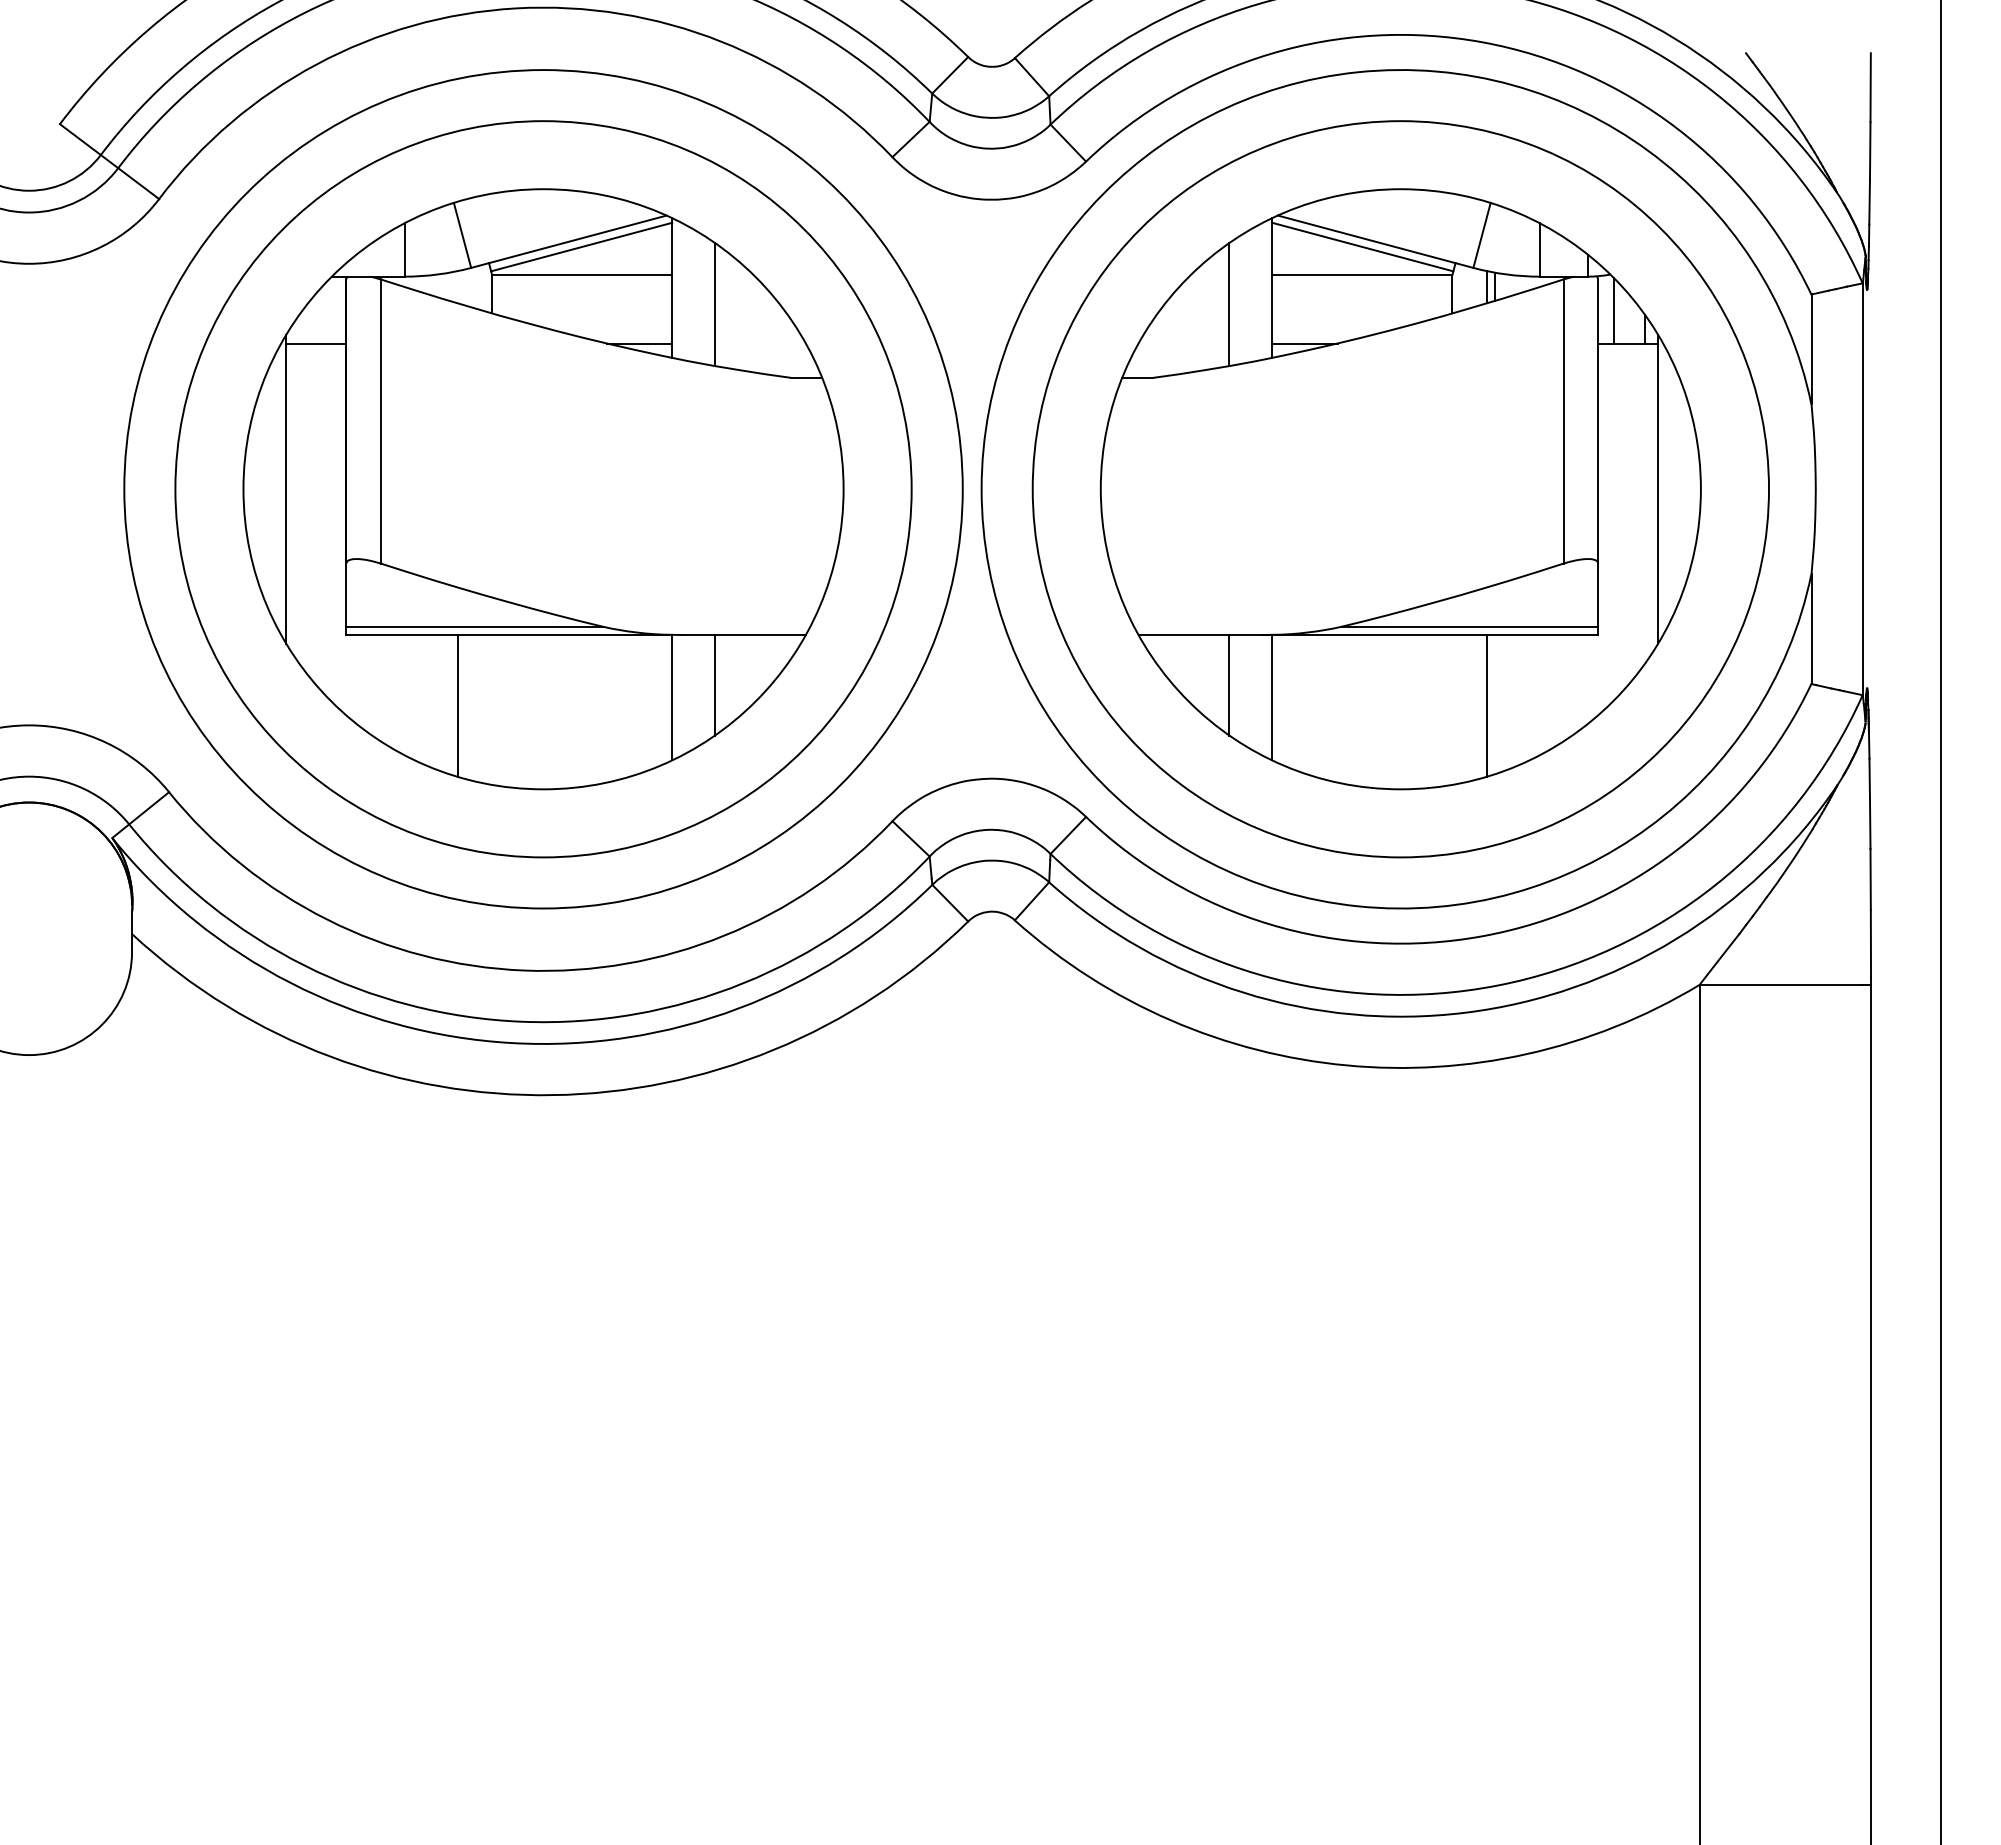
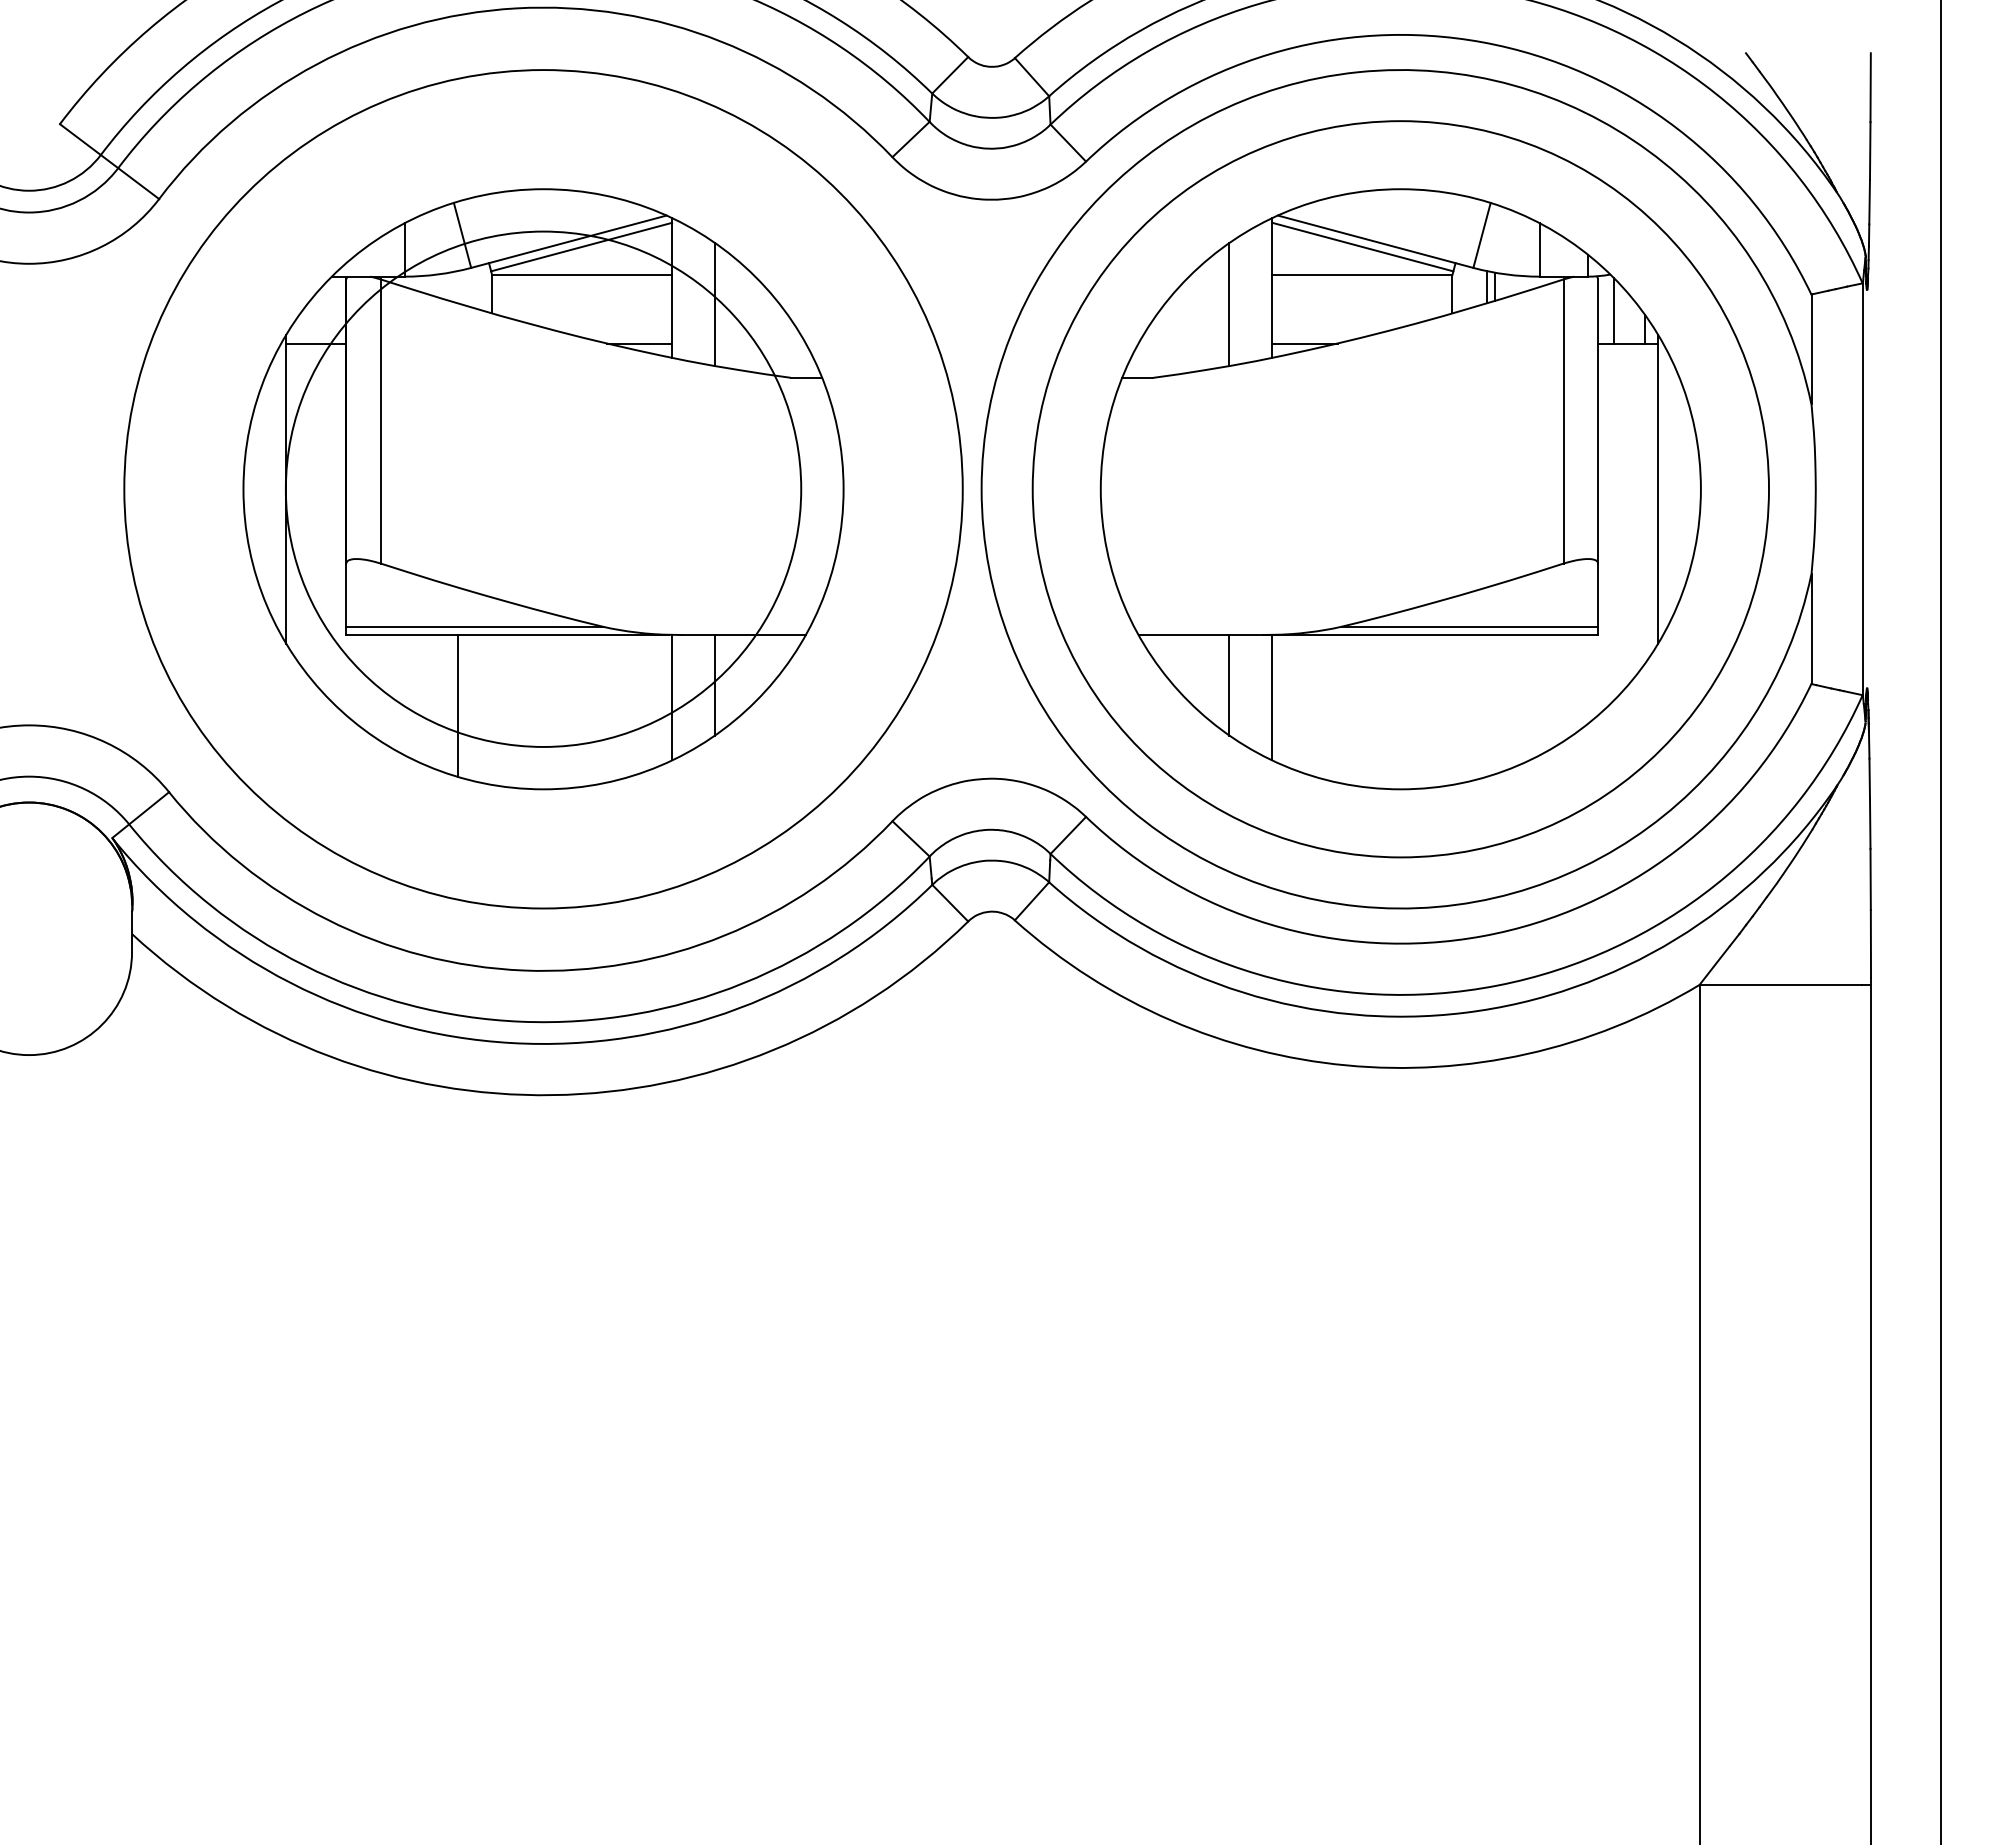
circle diameter: 736 px -> 515 px (543, 488)
line: present -> none (1486, 705)
